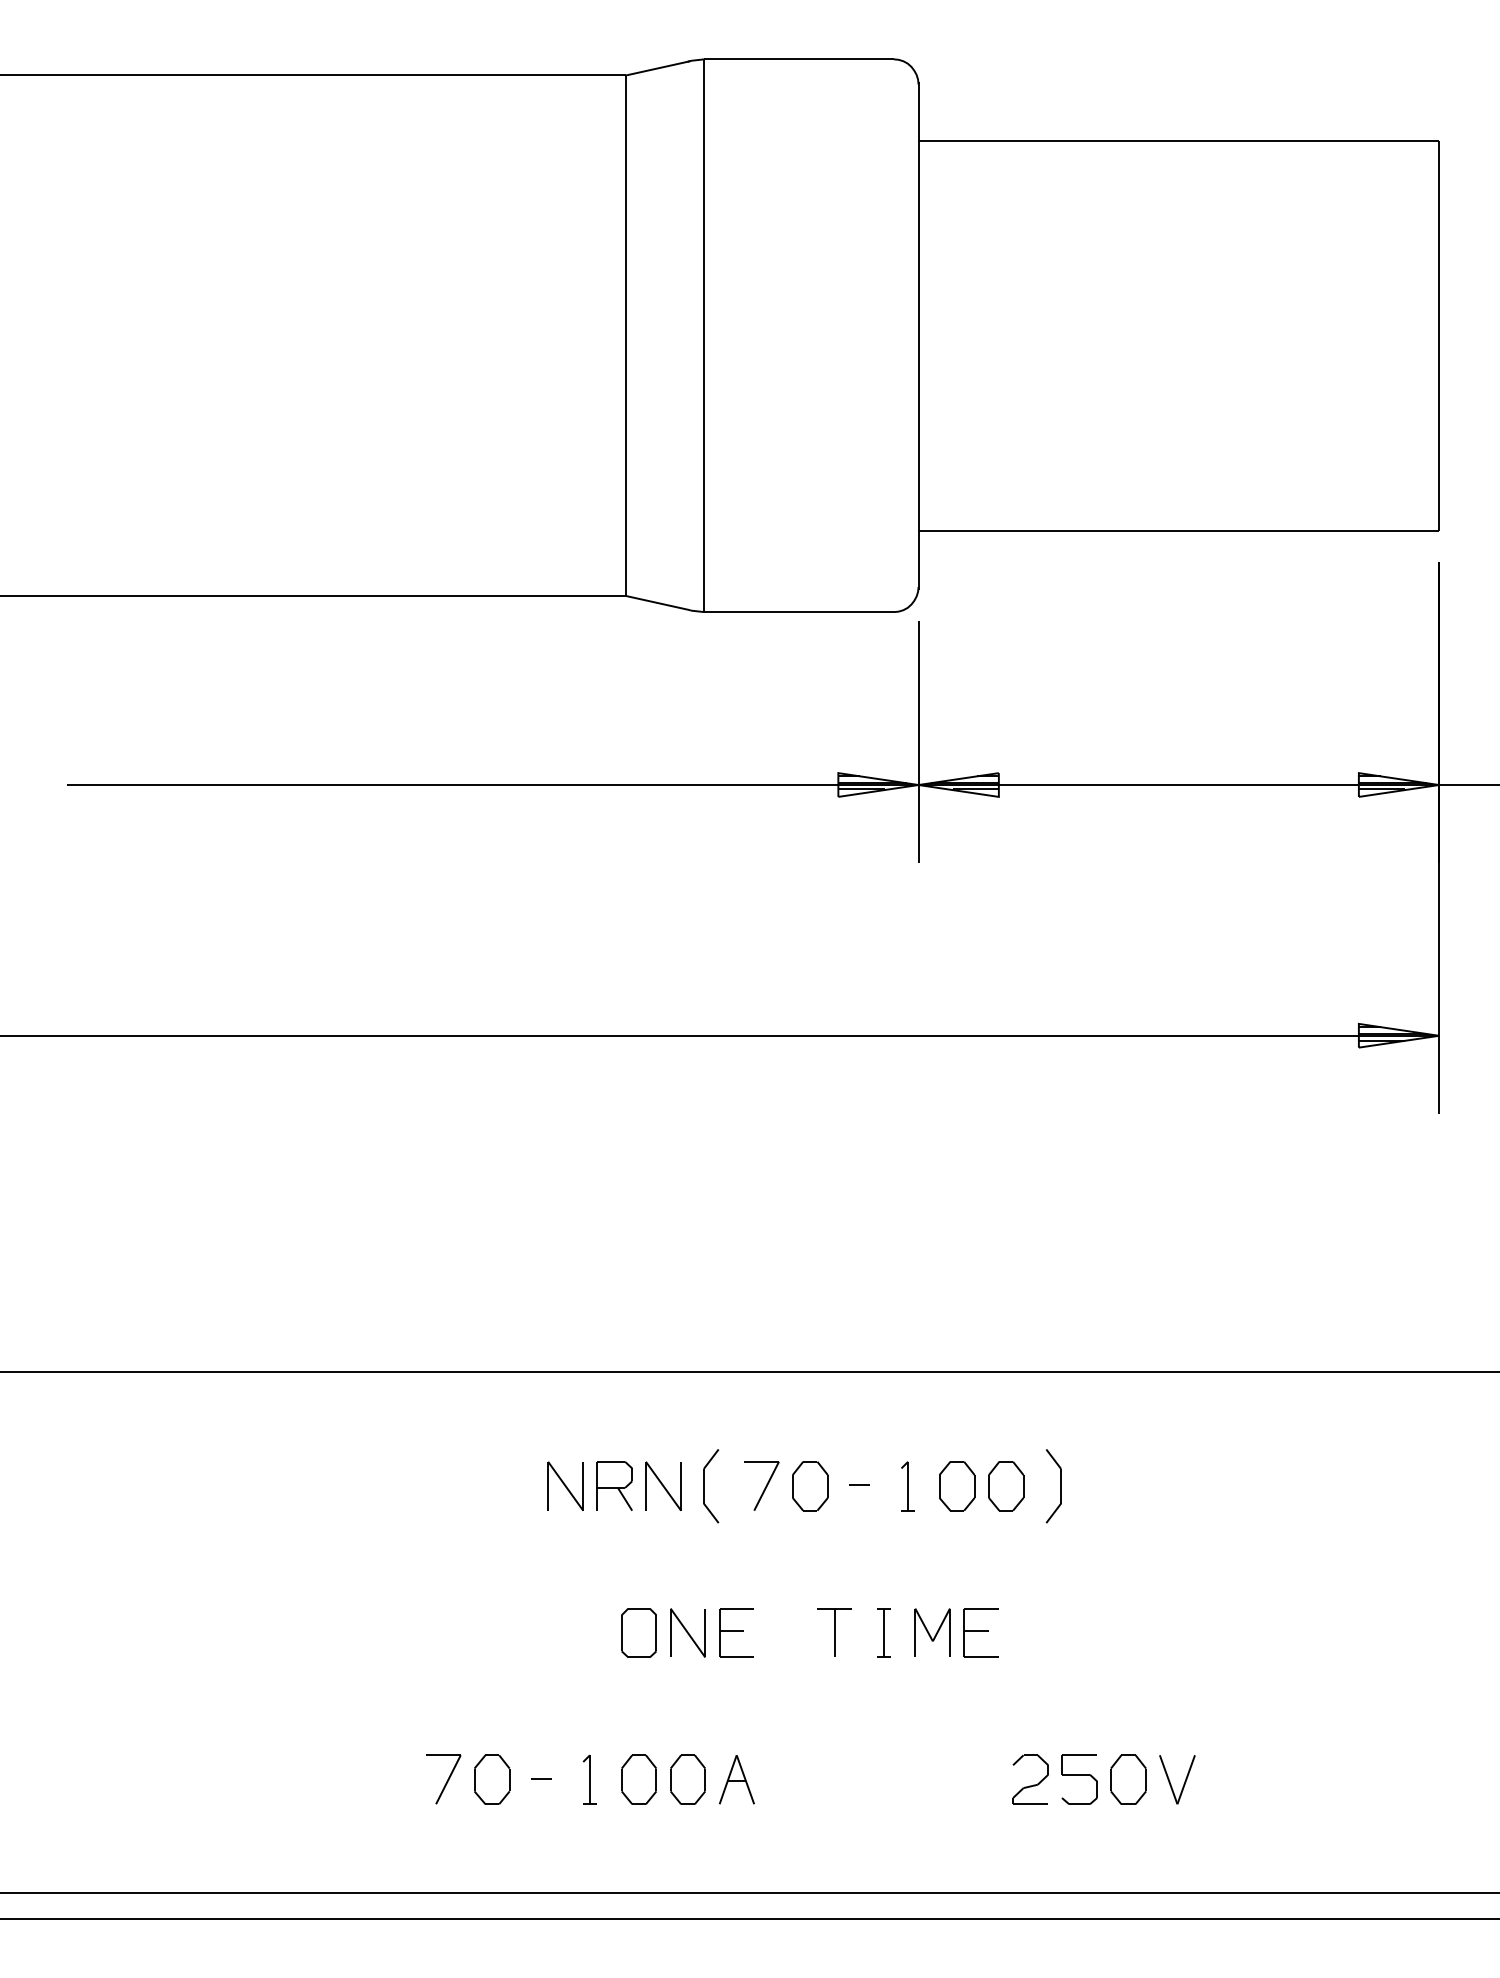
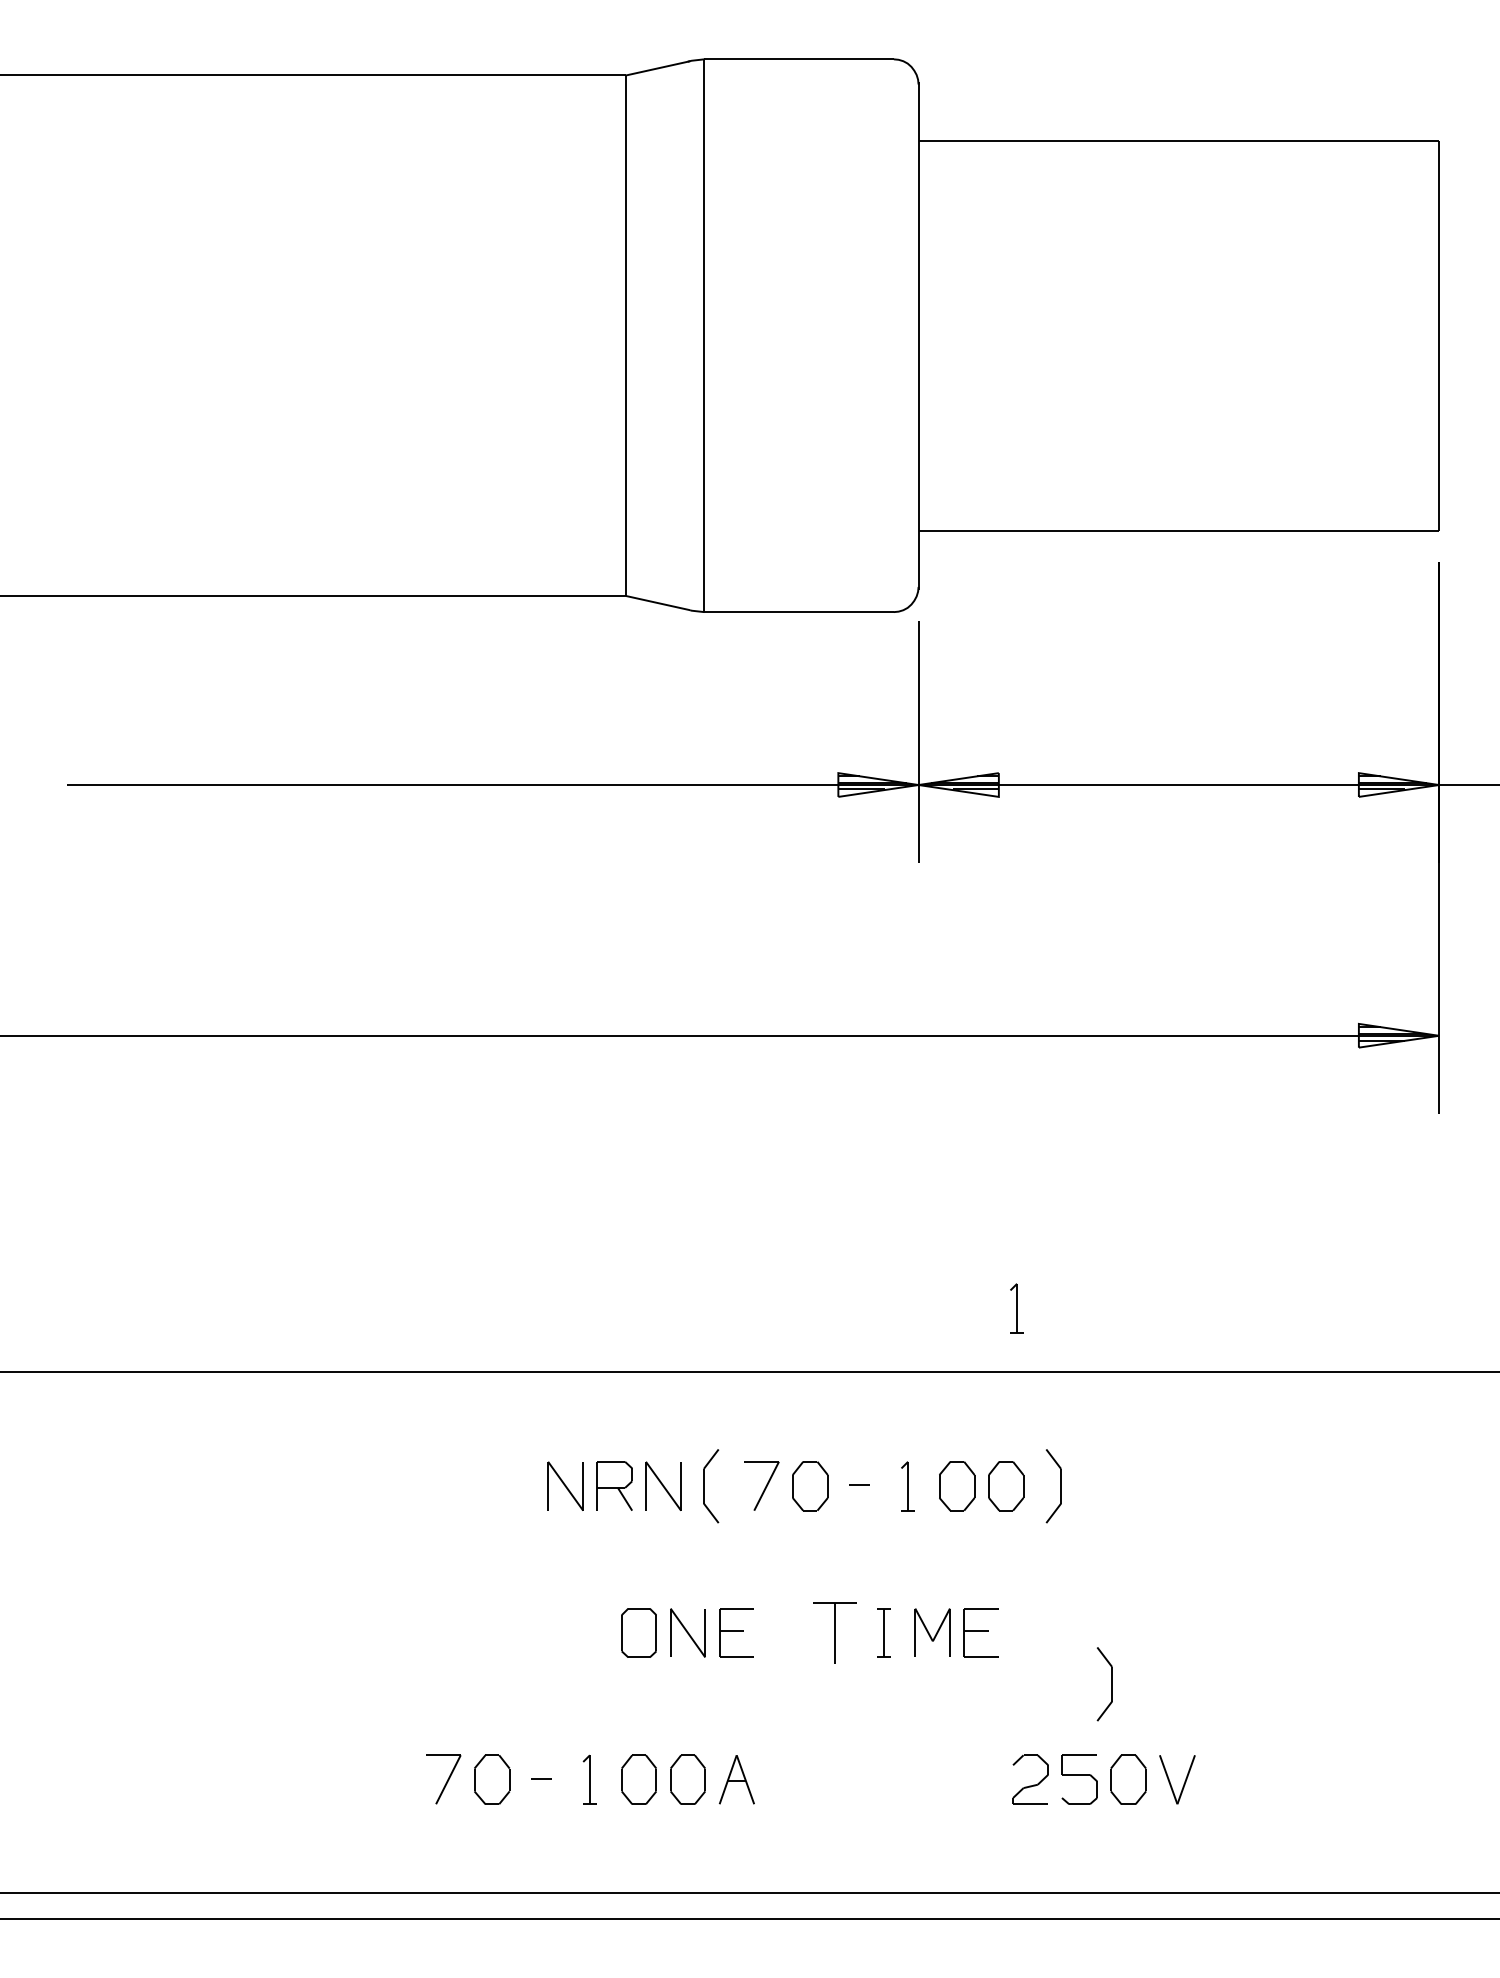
part: none -> present (1016, 1308)
part size: 35x49 px -> 44x62 px (834, 1632)
part: none -> present (1111, 1684)
